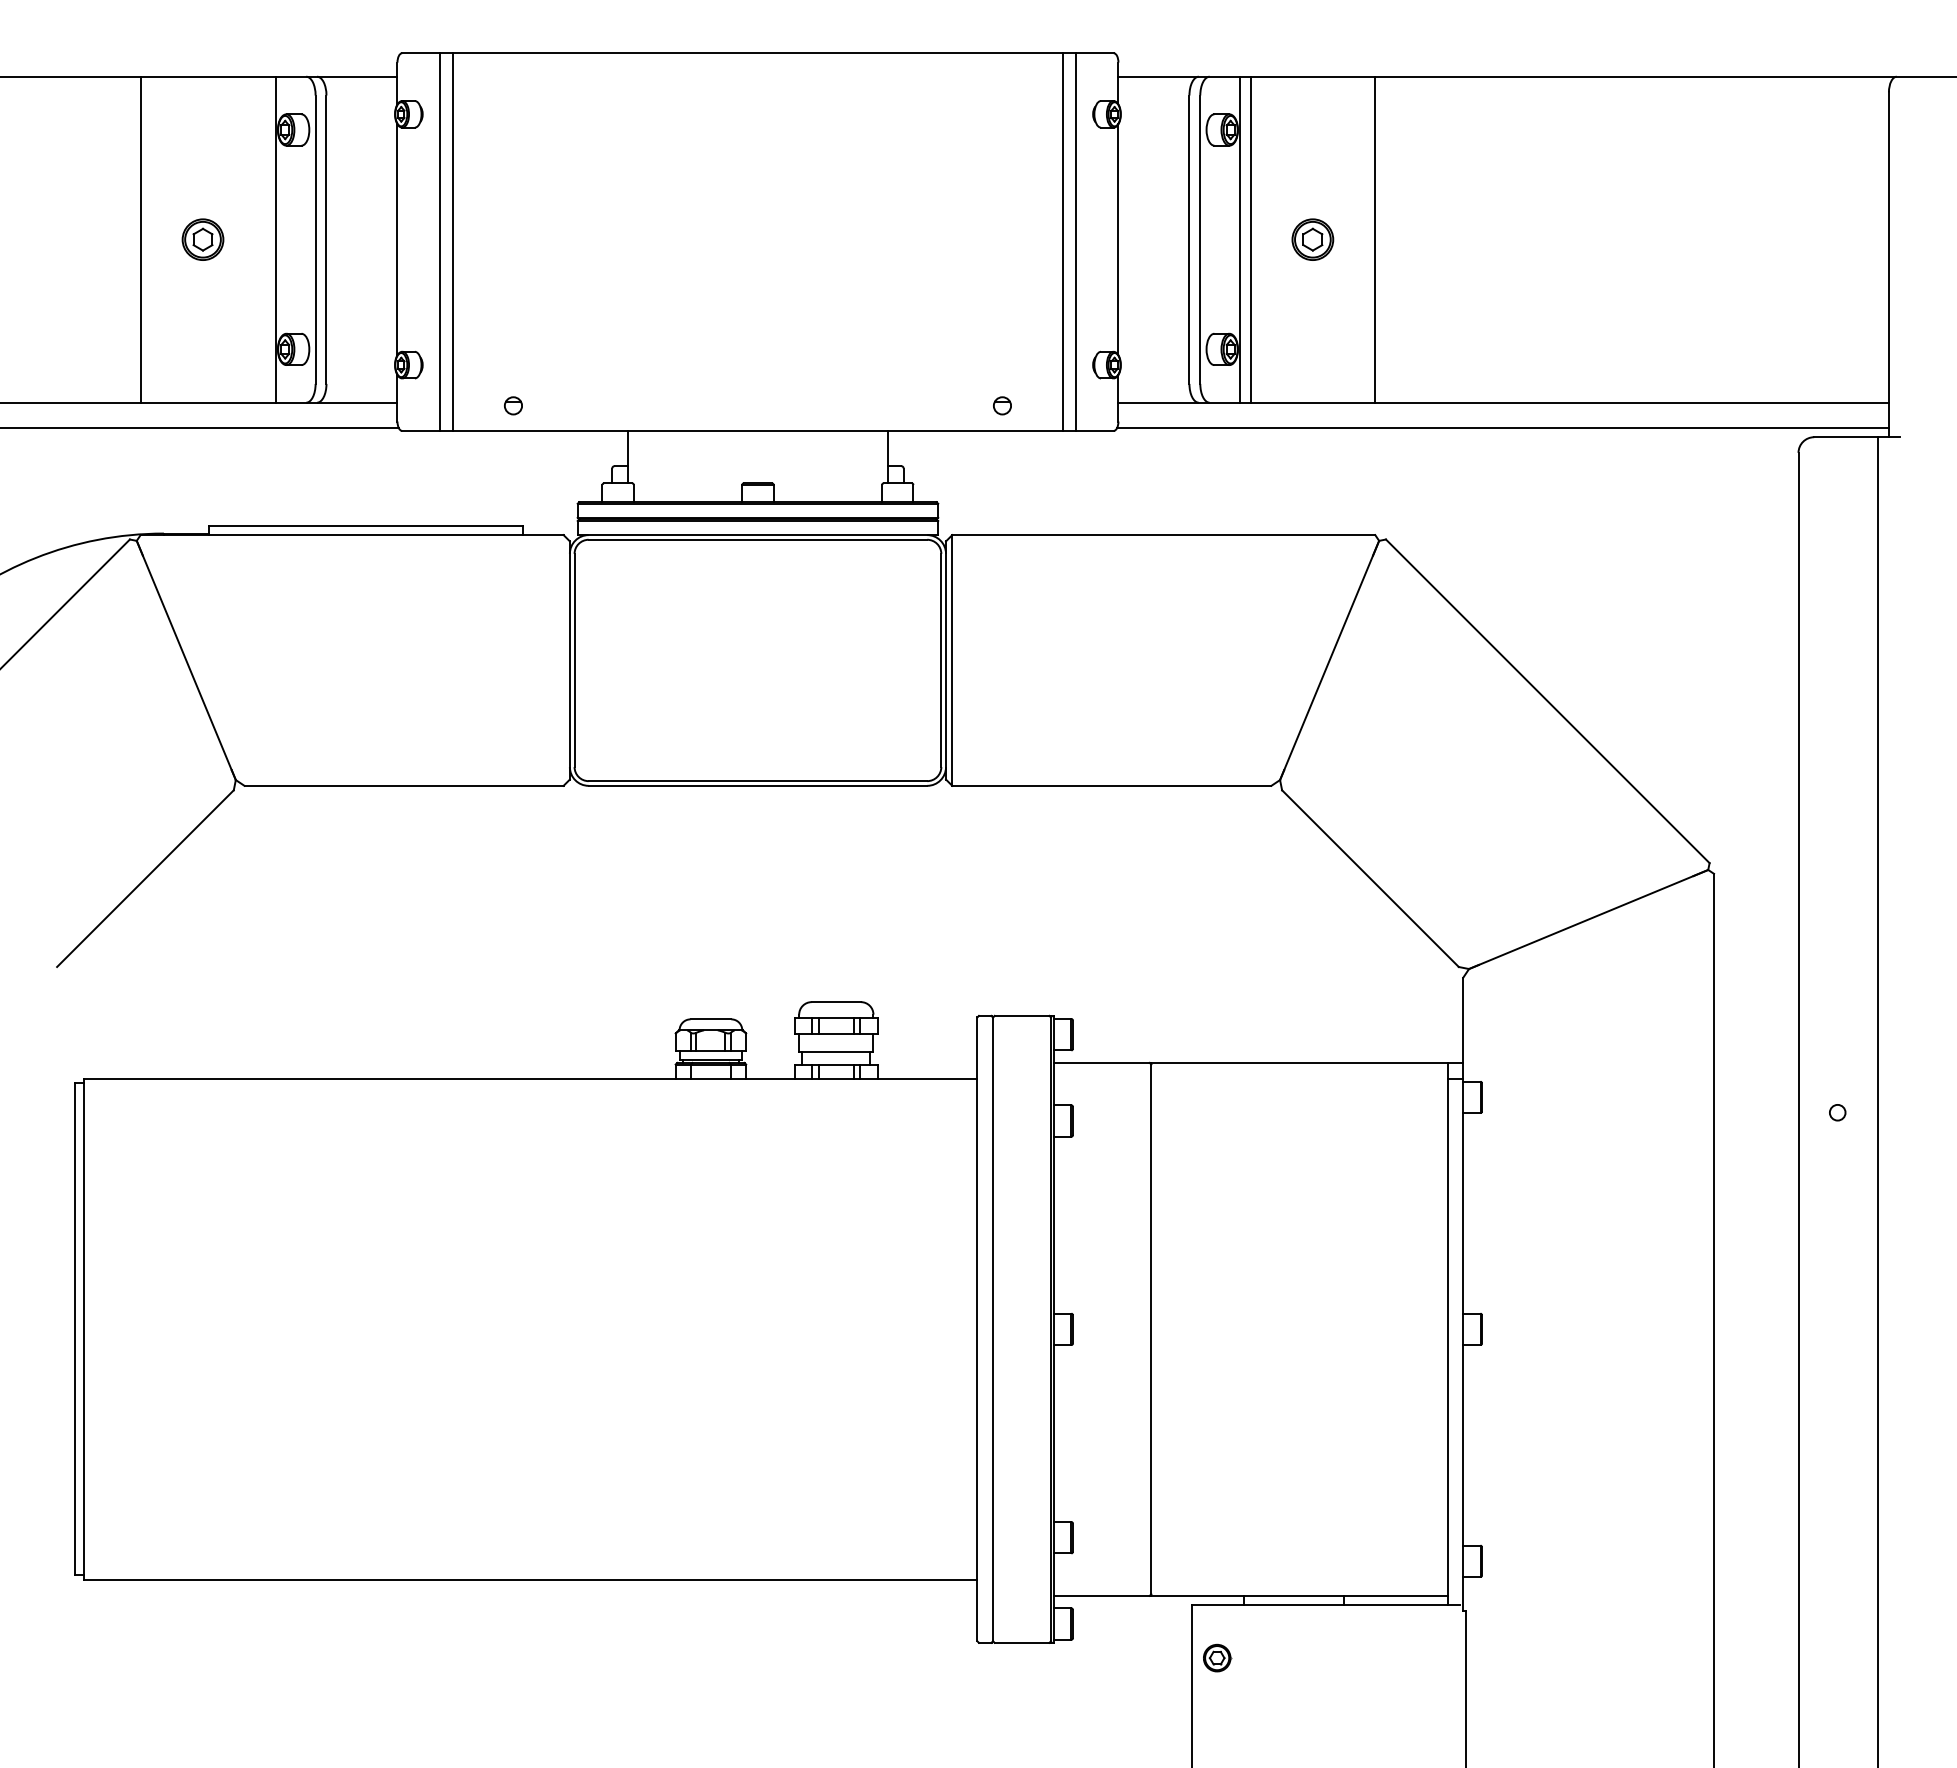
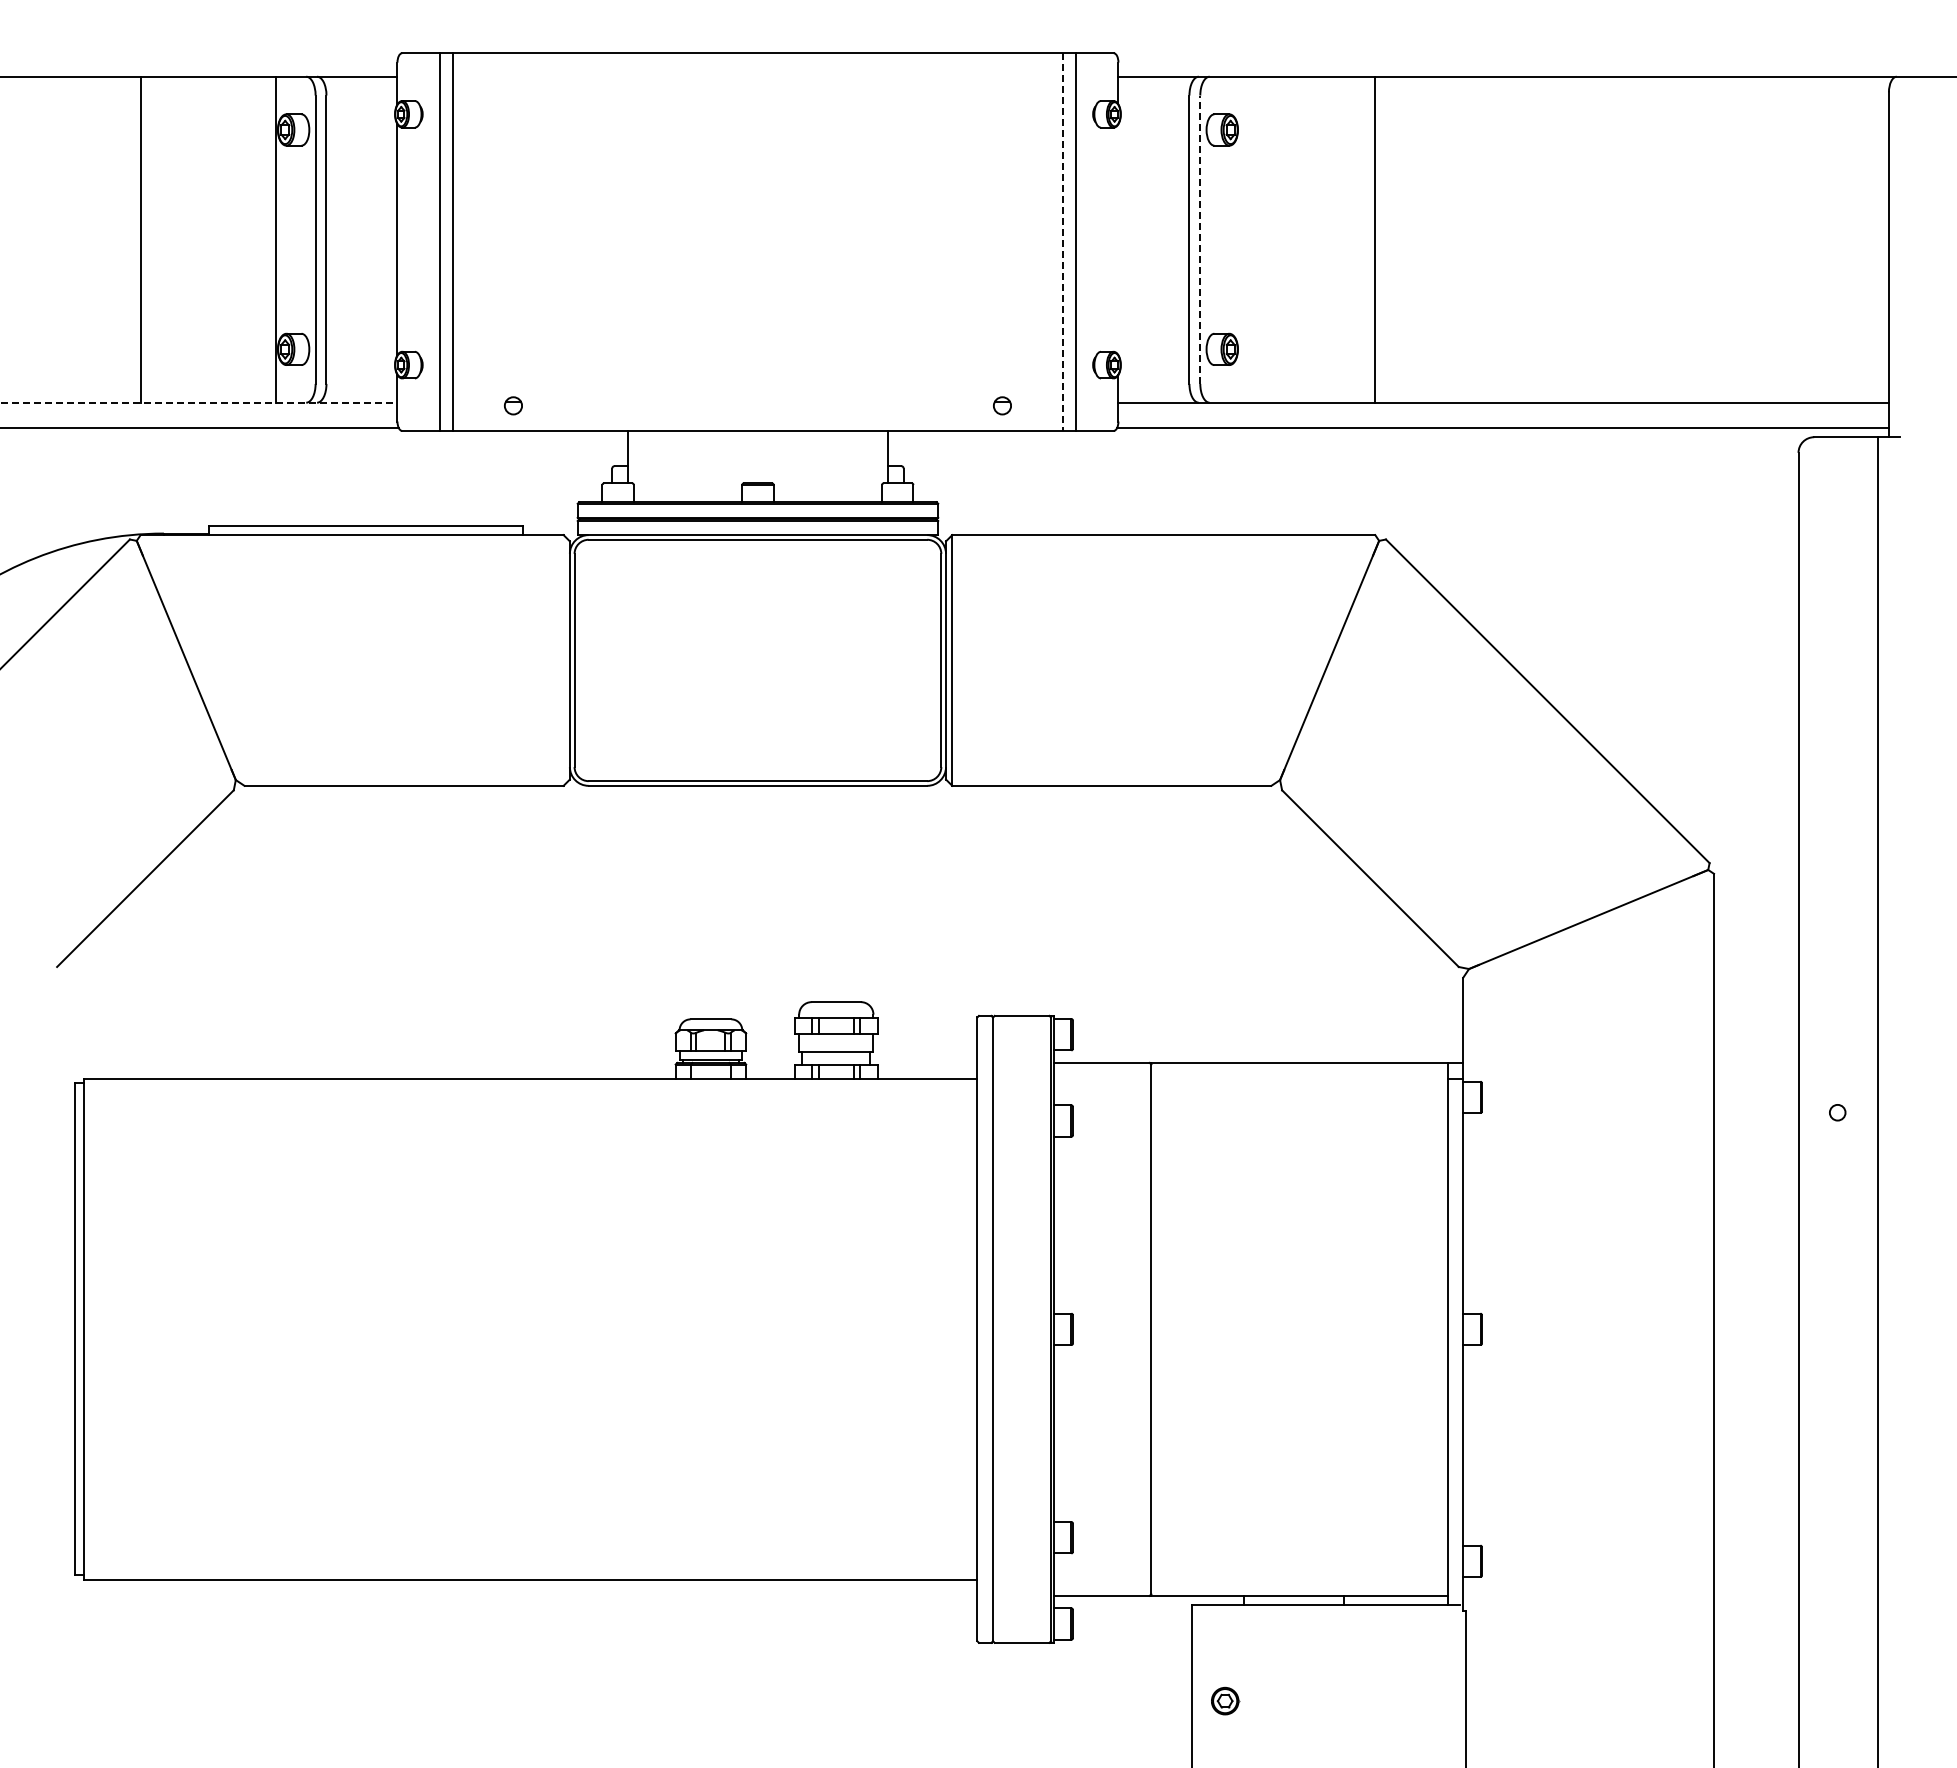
part: present -> none (202, 239)
line: present -> none (1118, 239)
line: solid -> dashed (1200, 239)
line: present -> none (1240, 239)
line: present -> none (1250, 239)
part: present -> none (1312, 239)
line: solid -> dashed (1063, 242)
line: solid -> dashed (199, 402)
part position: (1217, 1657) -> (1225, 1700) (1225, 1700)
